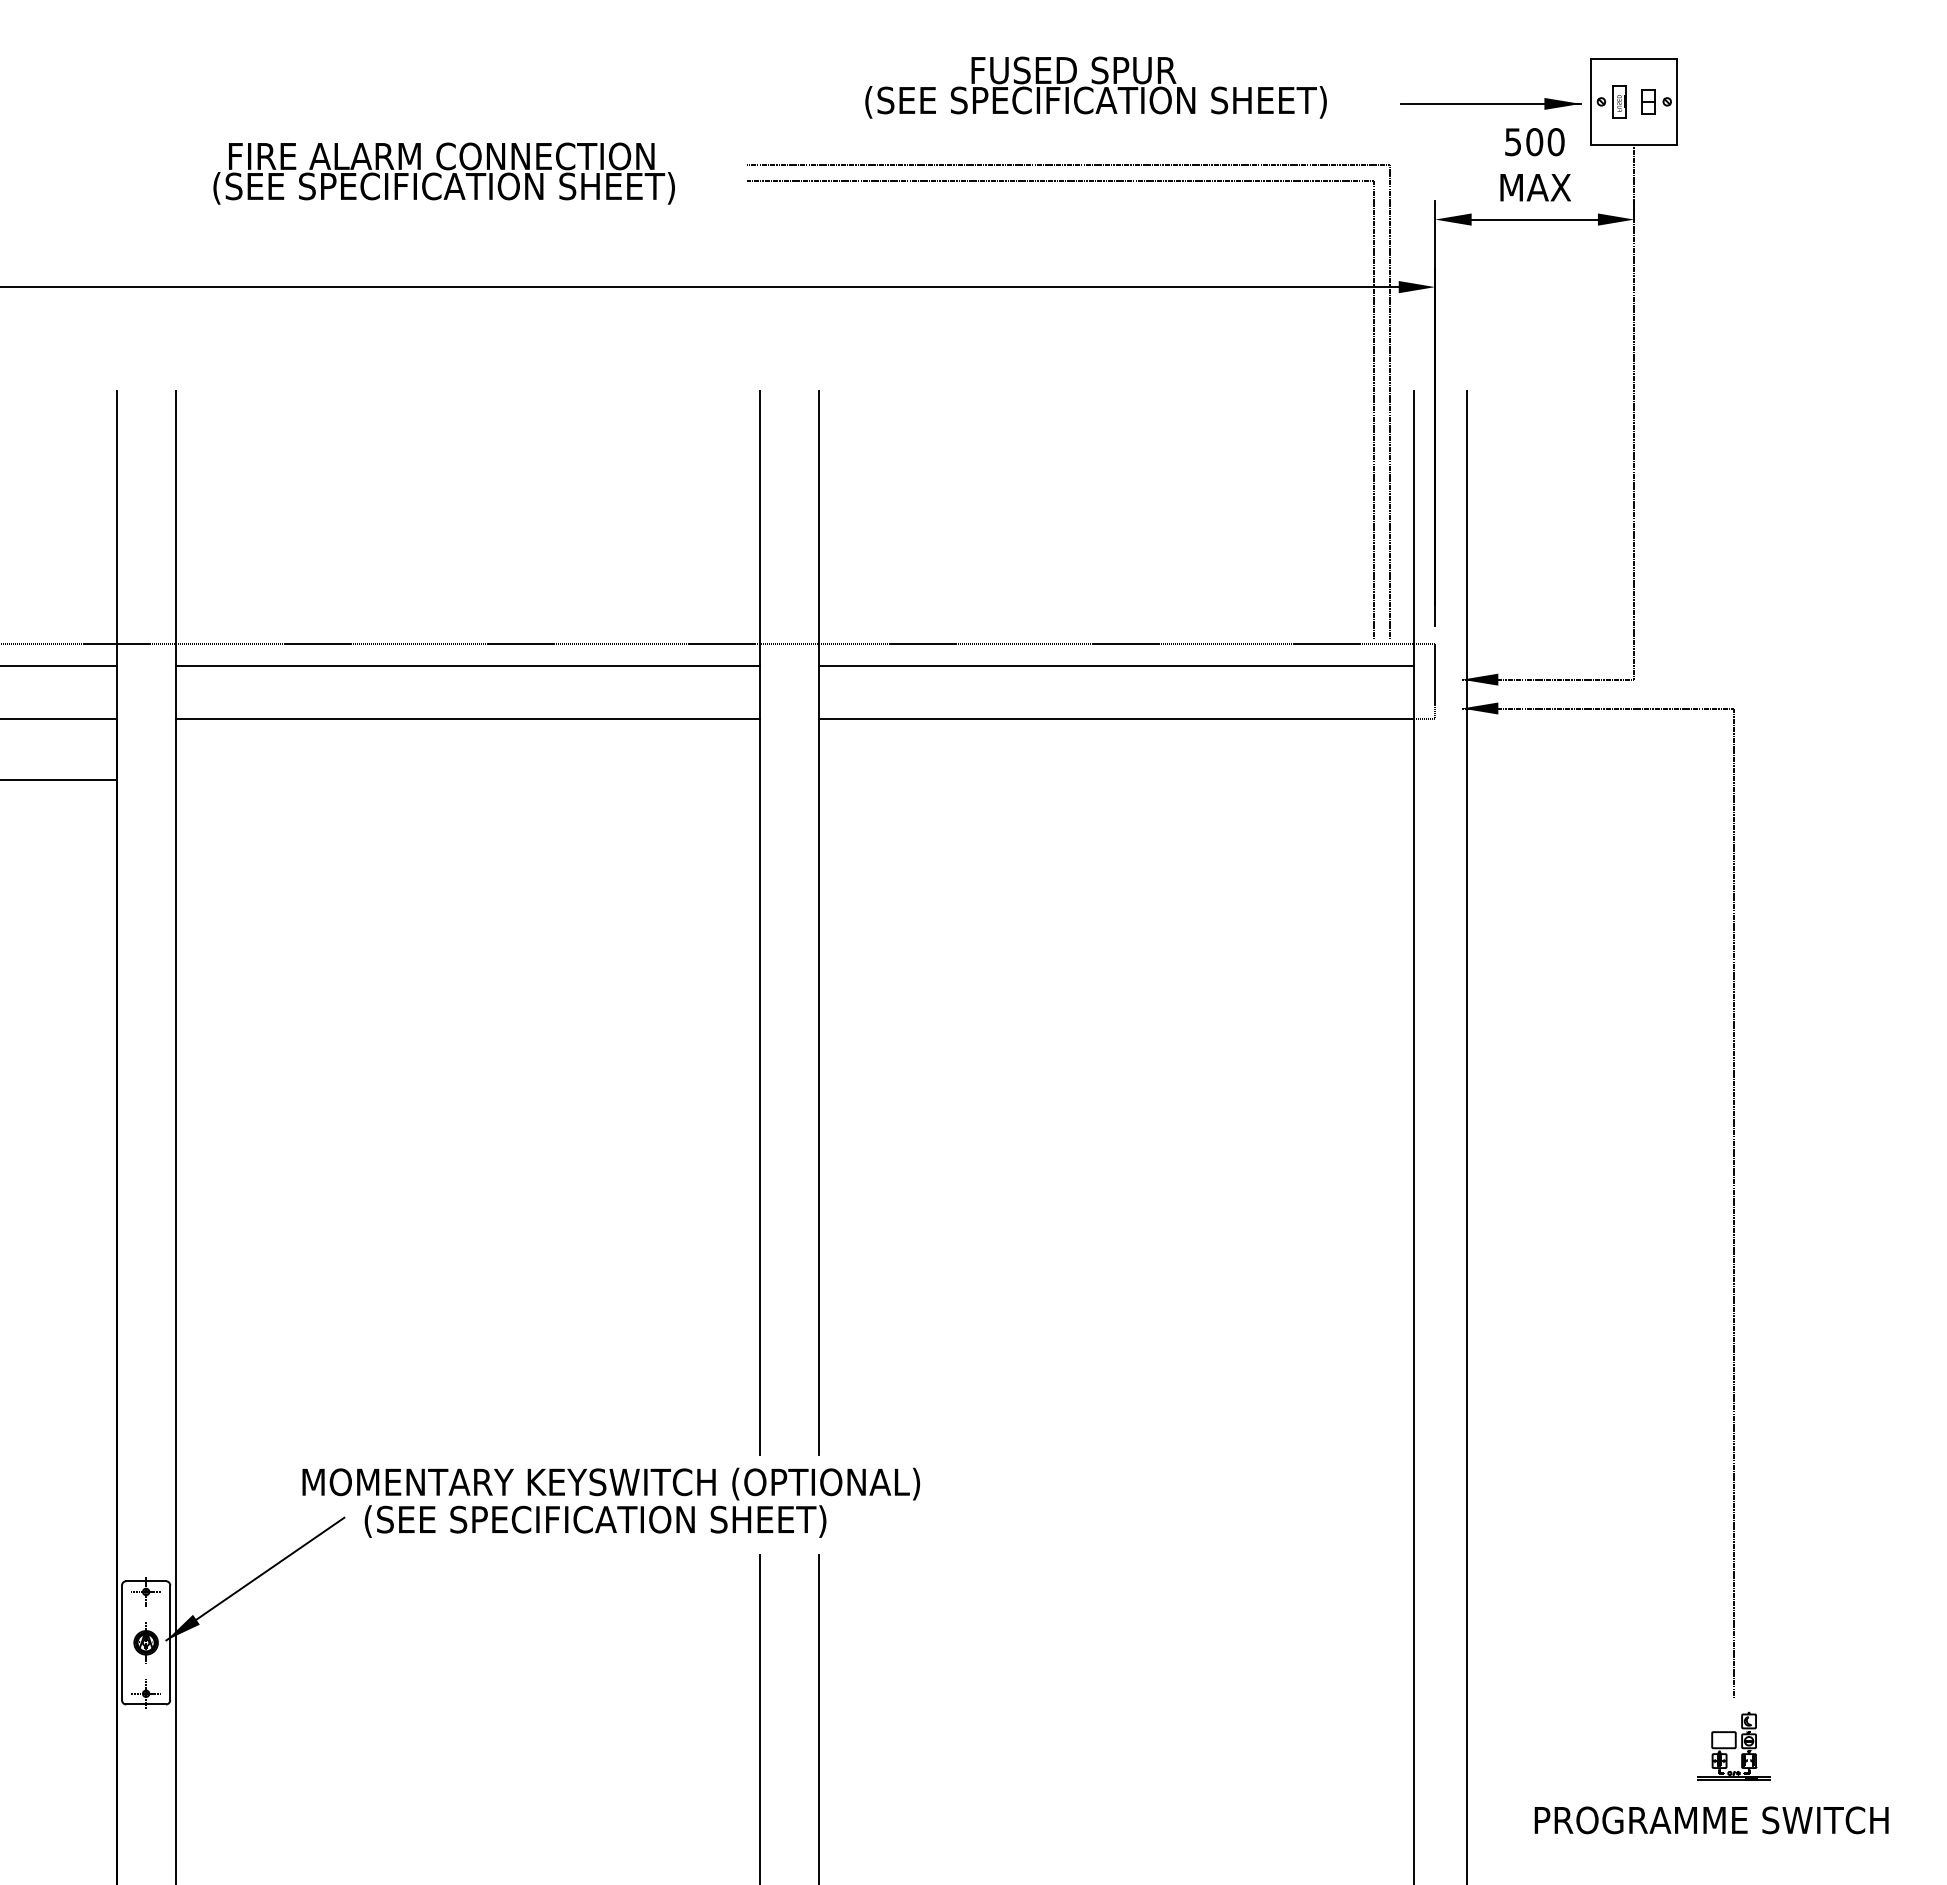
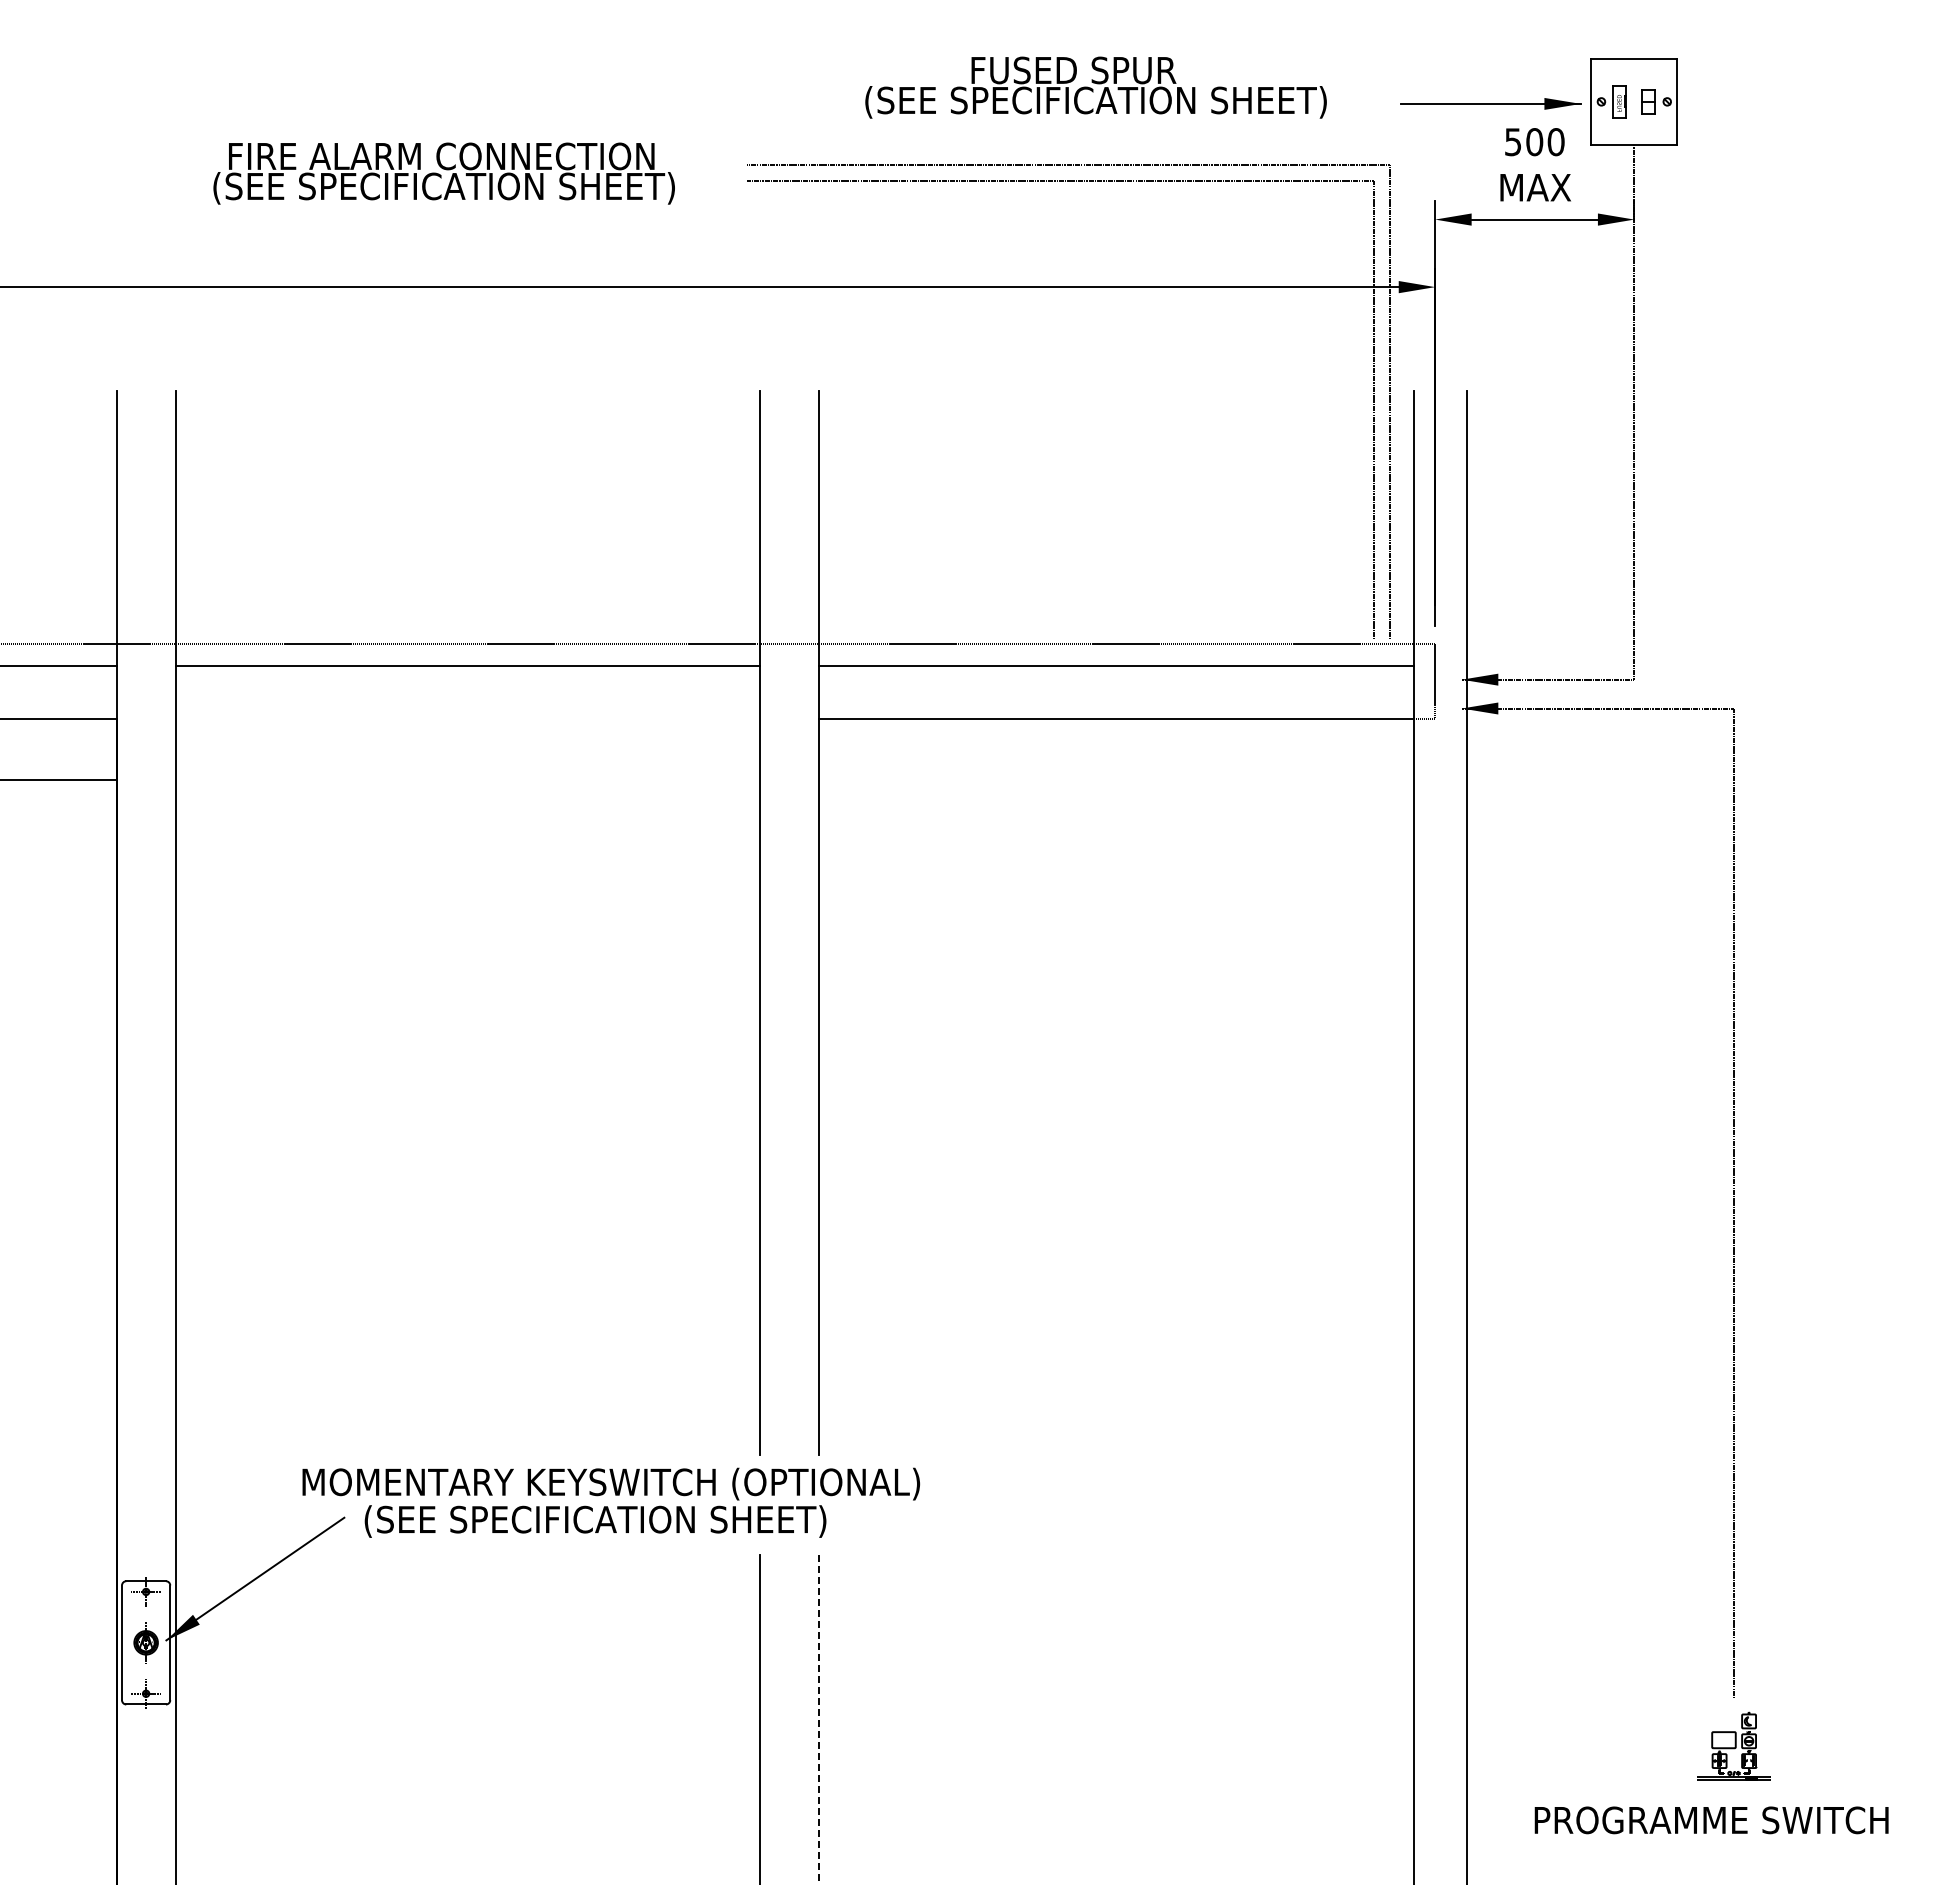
line: present -> none (467, 719)
line: solid -> dashed (818, 1720)
